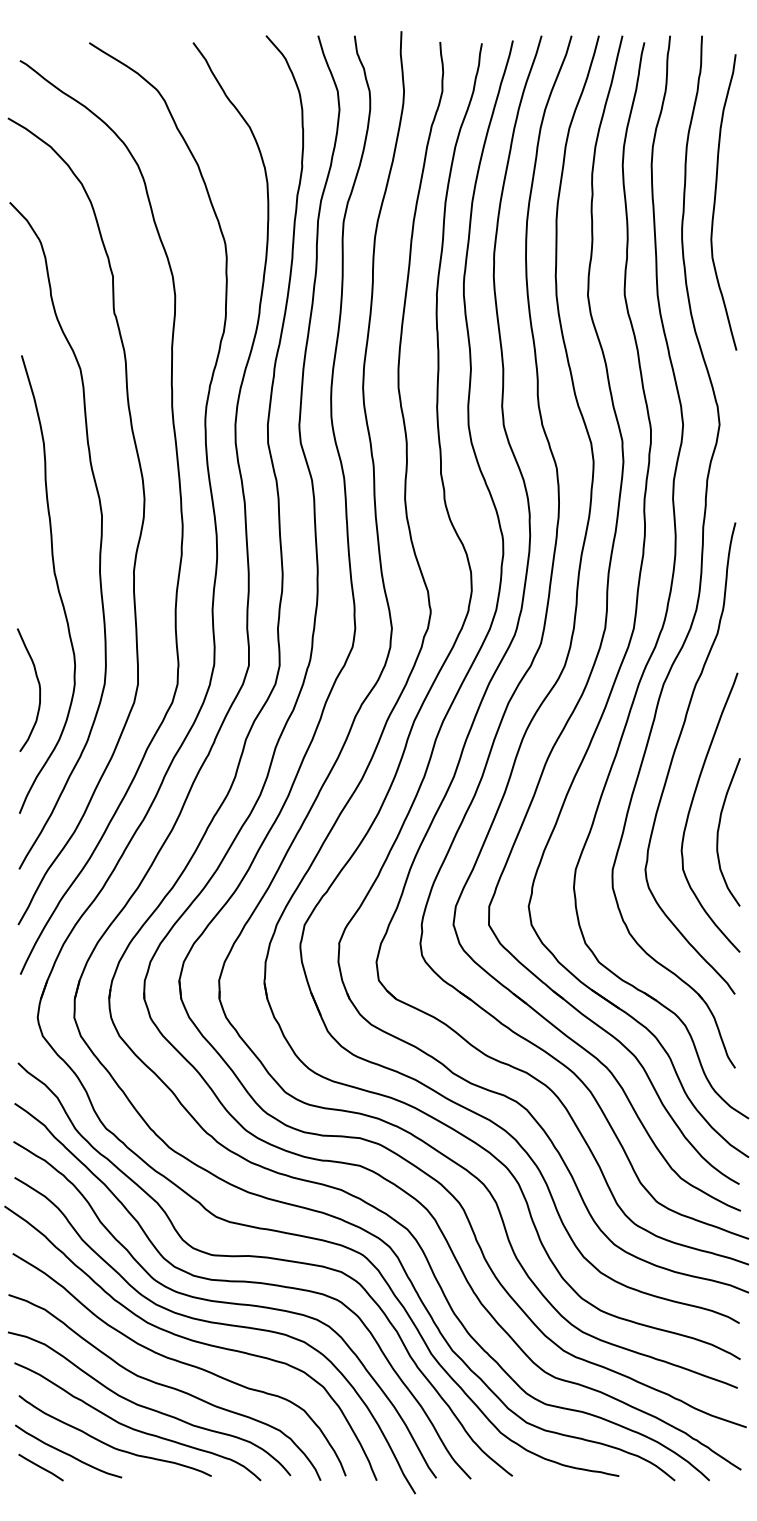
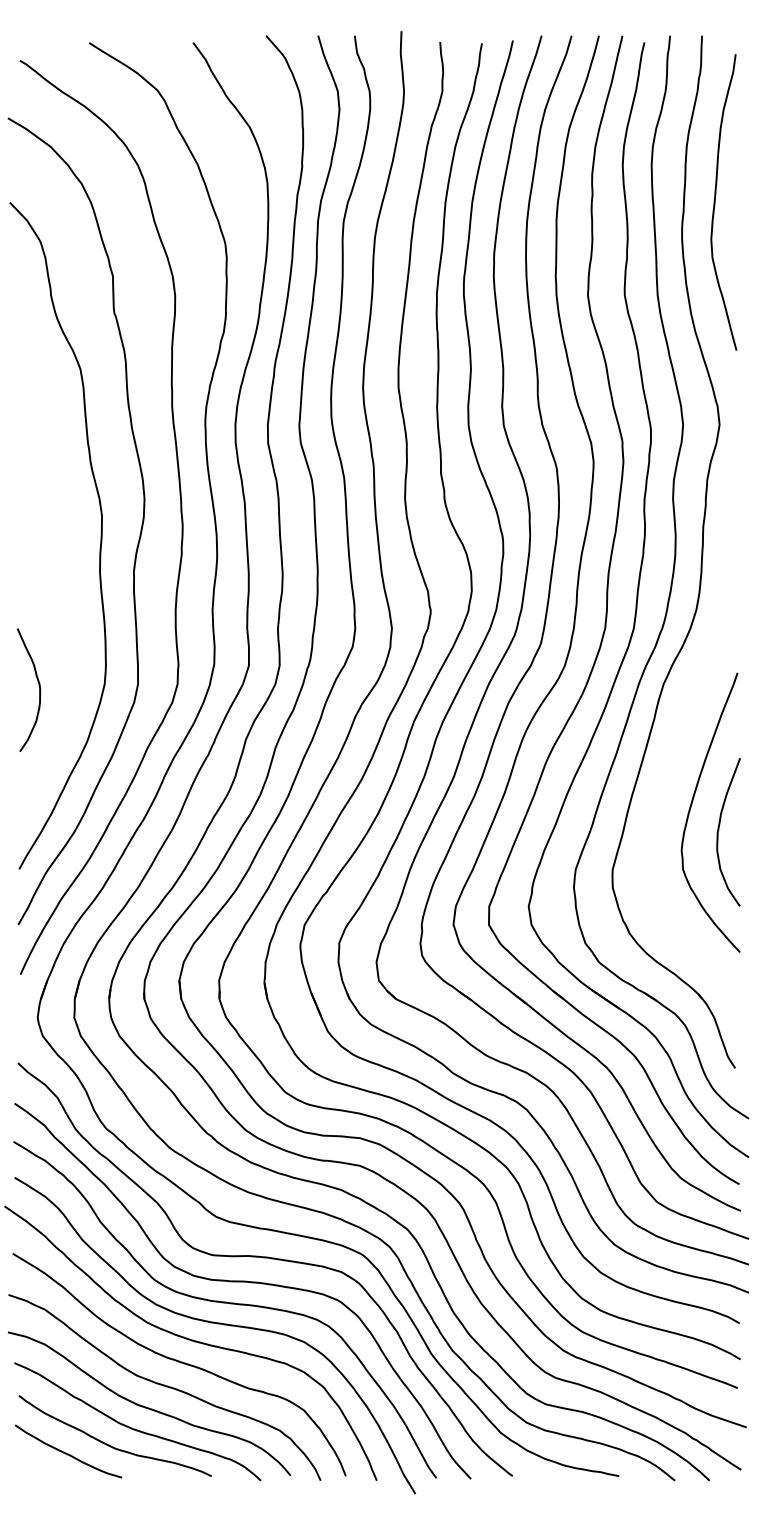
curve: present -> none (55, 581)
curve: present -> none (675, 752)
line: present -> none (40, 1467)
